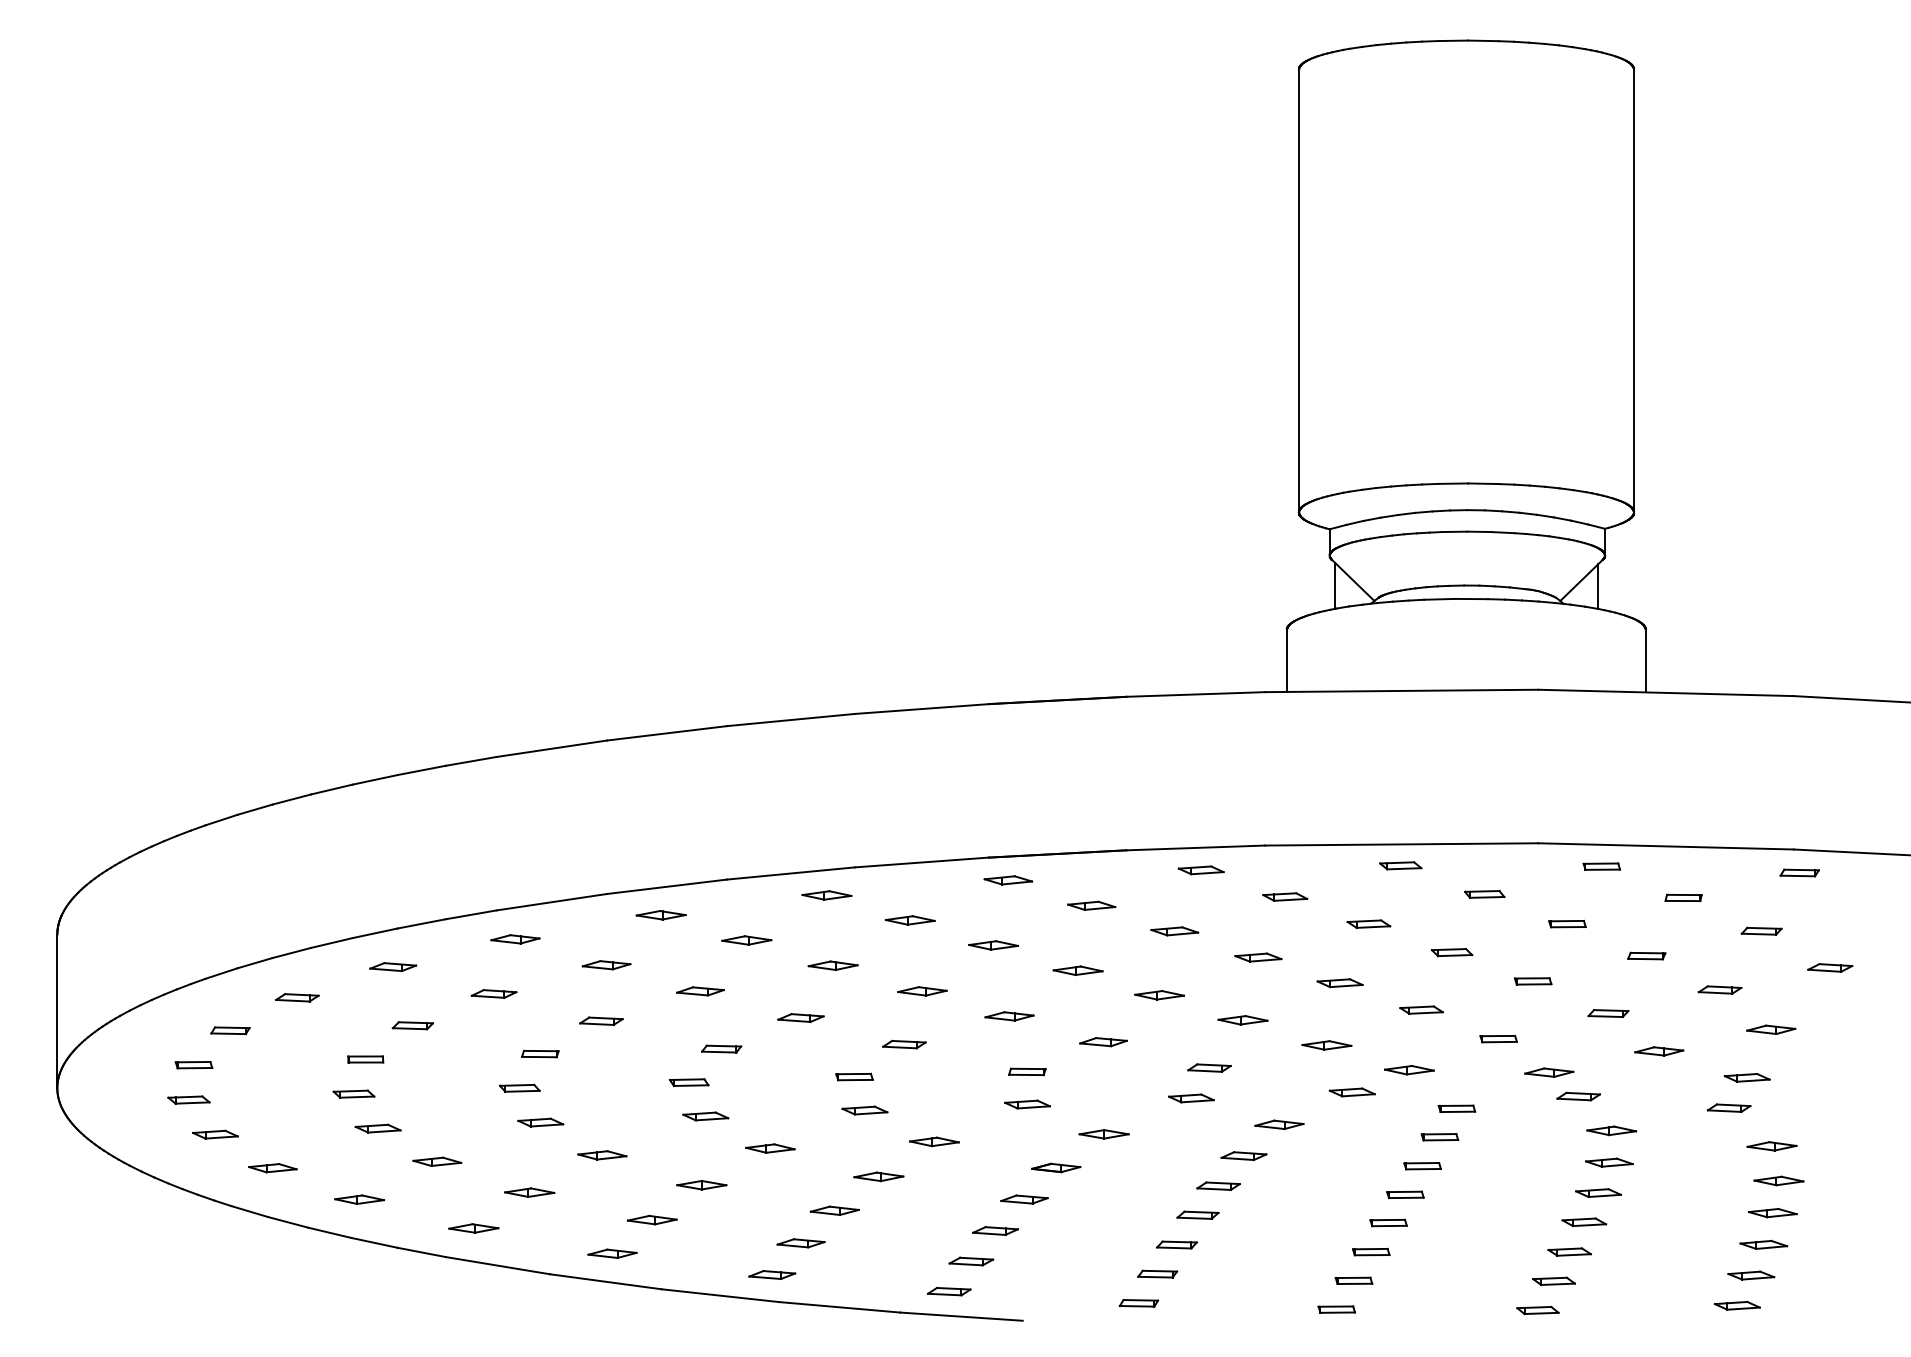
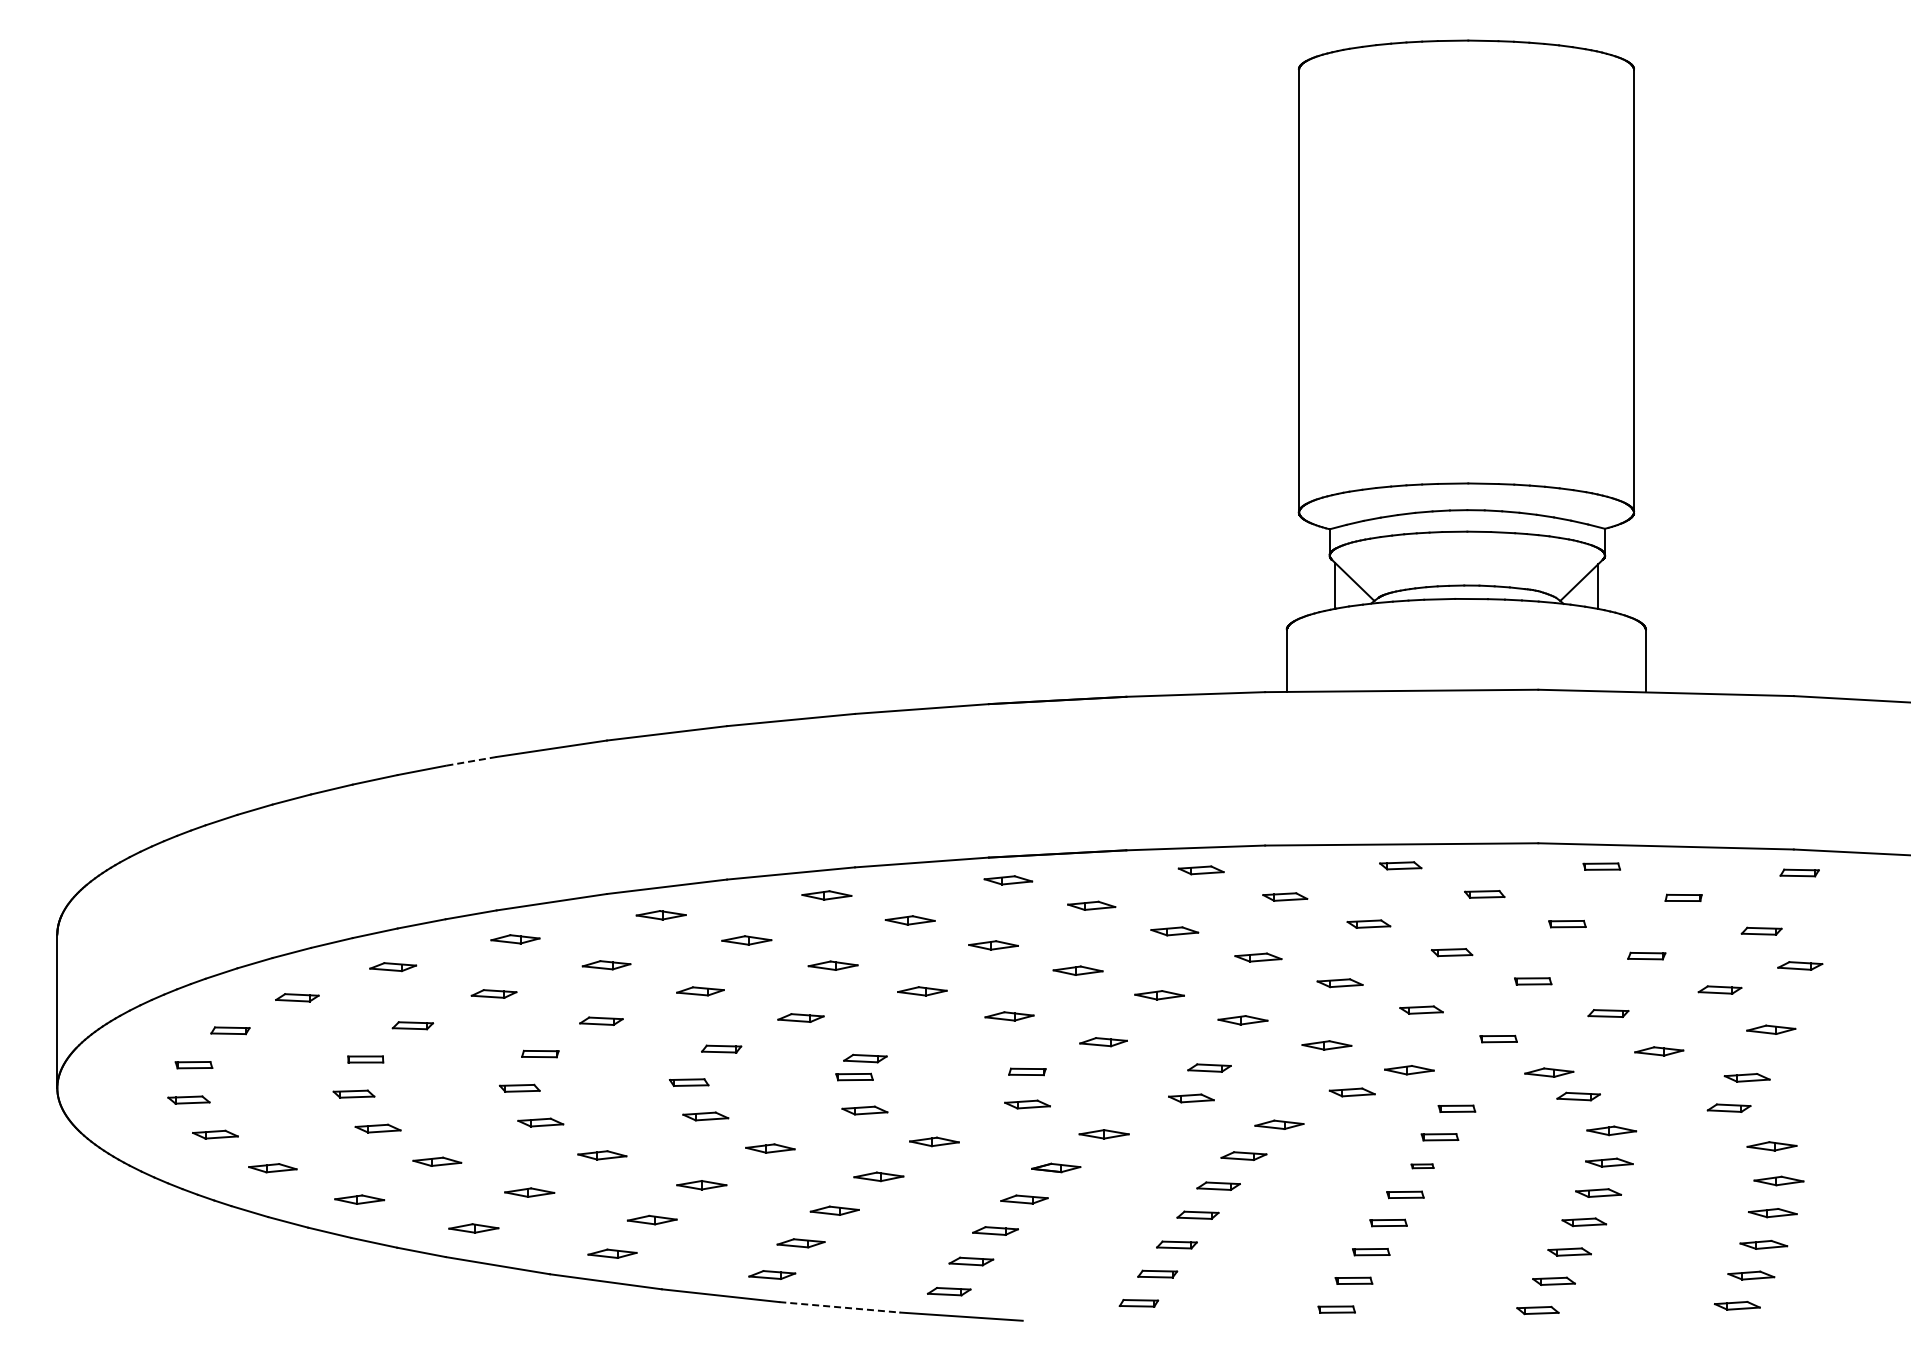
line: solid -> dashed (471, 761)
part position: (1830, 967) -> (1800, 965) (1800, 965)
part position: (904, 1044) -> (865, 1058) (865, 1058)
part size: 39x9 px -> 25x7 px (1422, 1166)
line: solid -> dashed (839, 1307)
